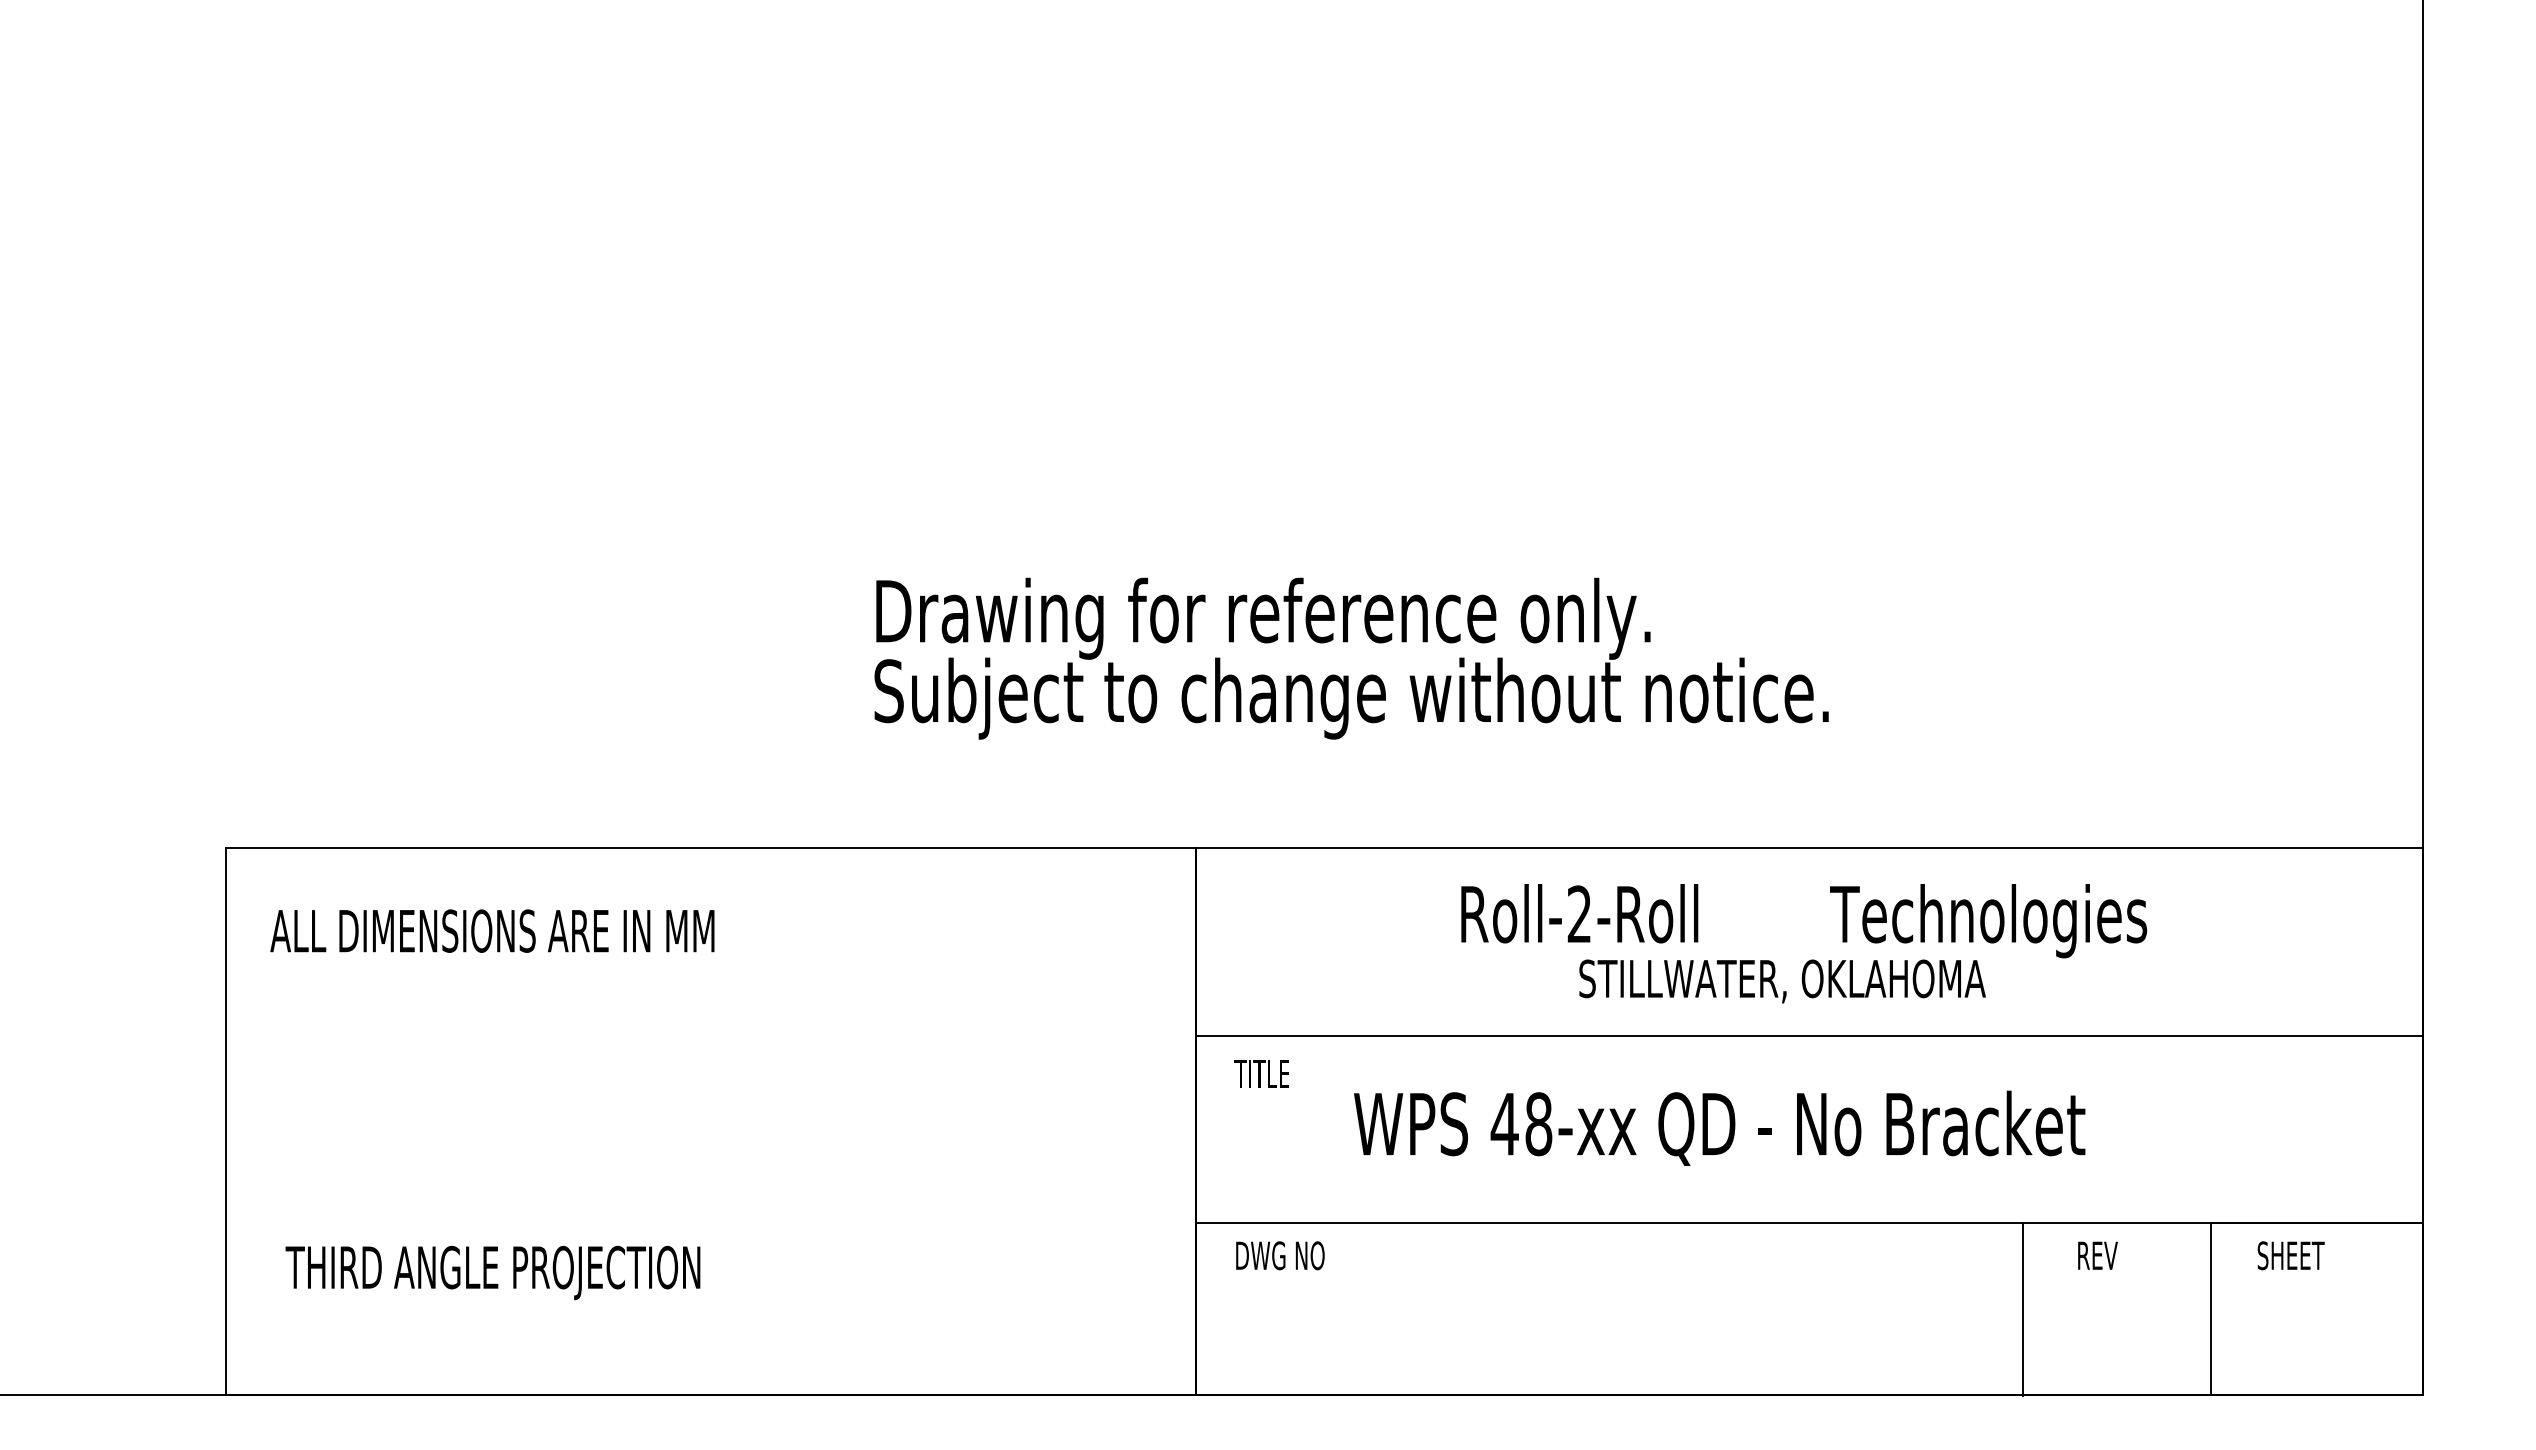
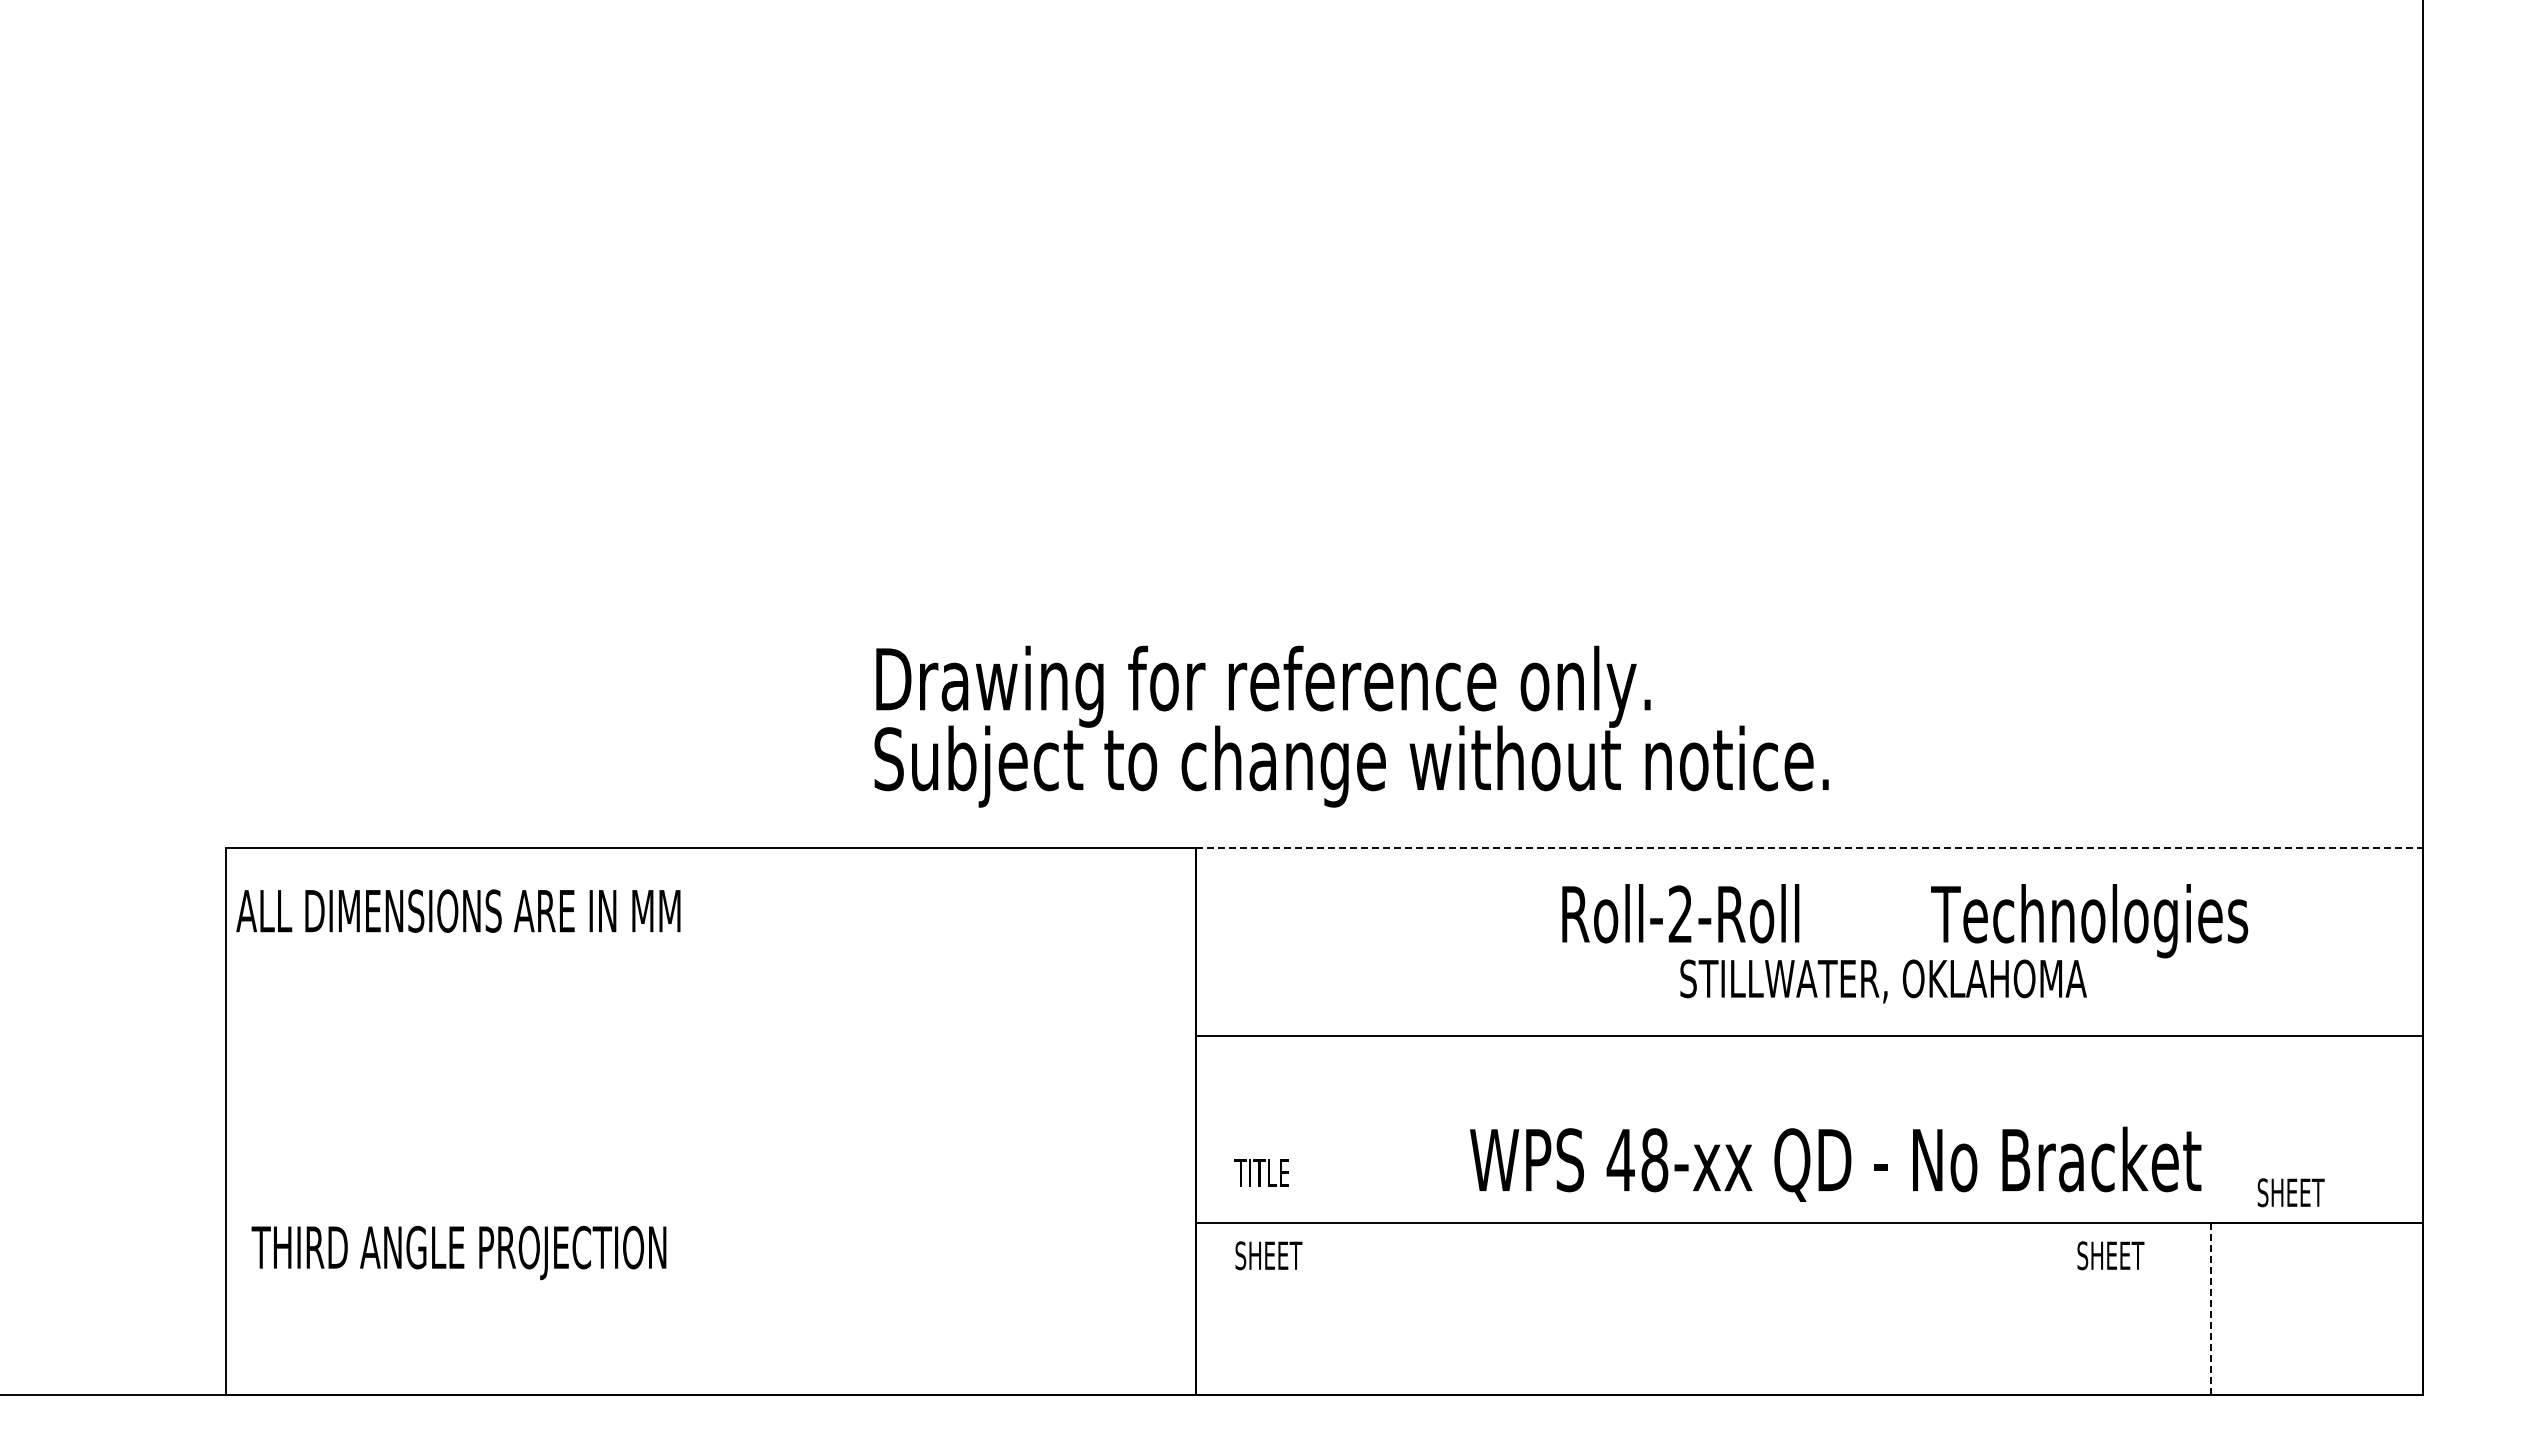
text position: (1351, 658) -> (1351, 726) (1351, 726)
line: solid -> dashed (1809, 848)
text position: (1804, 943) -> (1905, 943) (1905, 943)
text position: (1261, 1073) -> (1261, 1172) (1261, 1172)
text position: (492, 1104) -> (458, 1084) (458, 1084)
text position: (1719, 1127) -> (1835, 1163) (1835, 1163)
text: DWG NO -> SHEET (1279, 1255)
text: REV -> SHEET (2110, 1255)
text position: (2290, 1255) -> (2290, 1192) (2290, 1192)
line: present -> none (2022, 1309)
line: solid -> dashed (2211, 1309)
